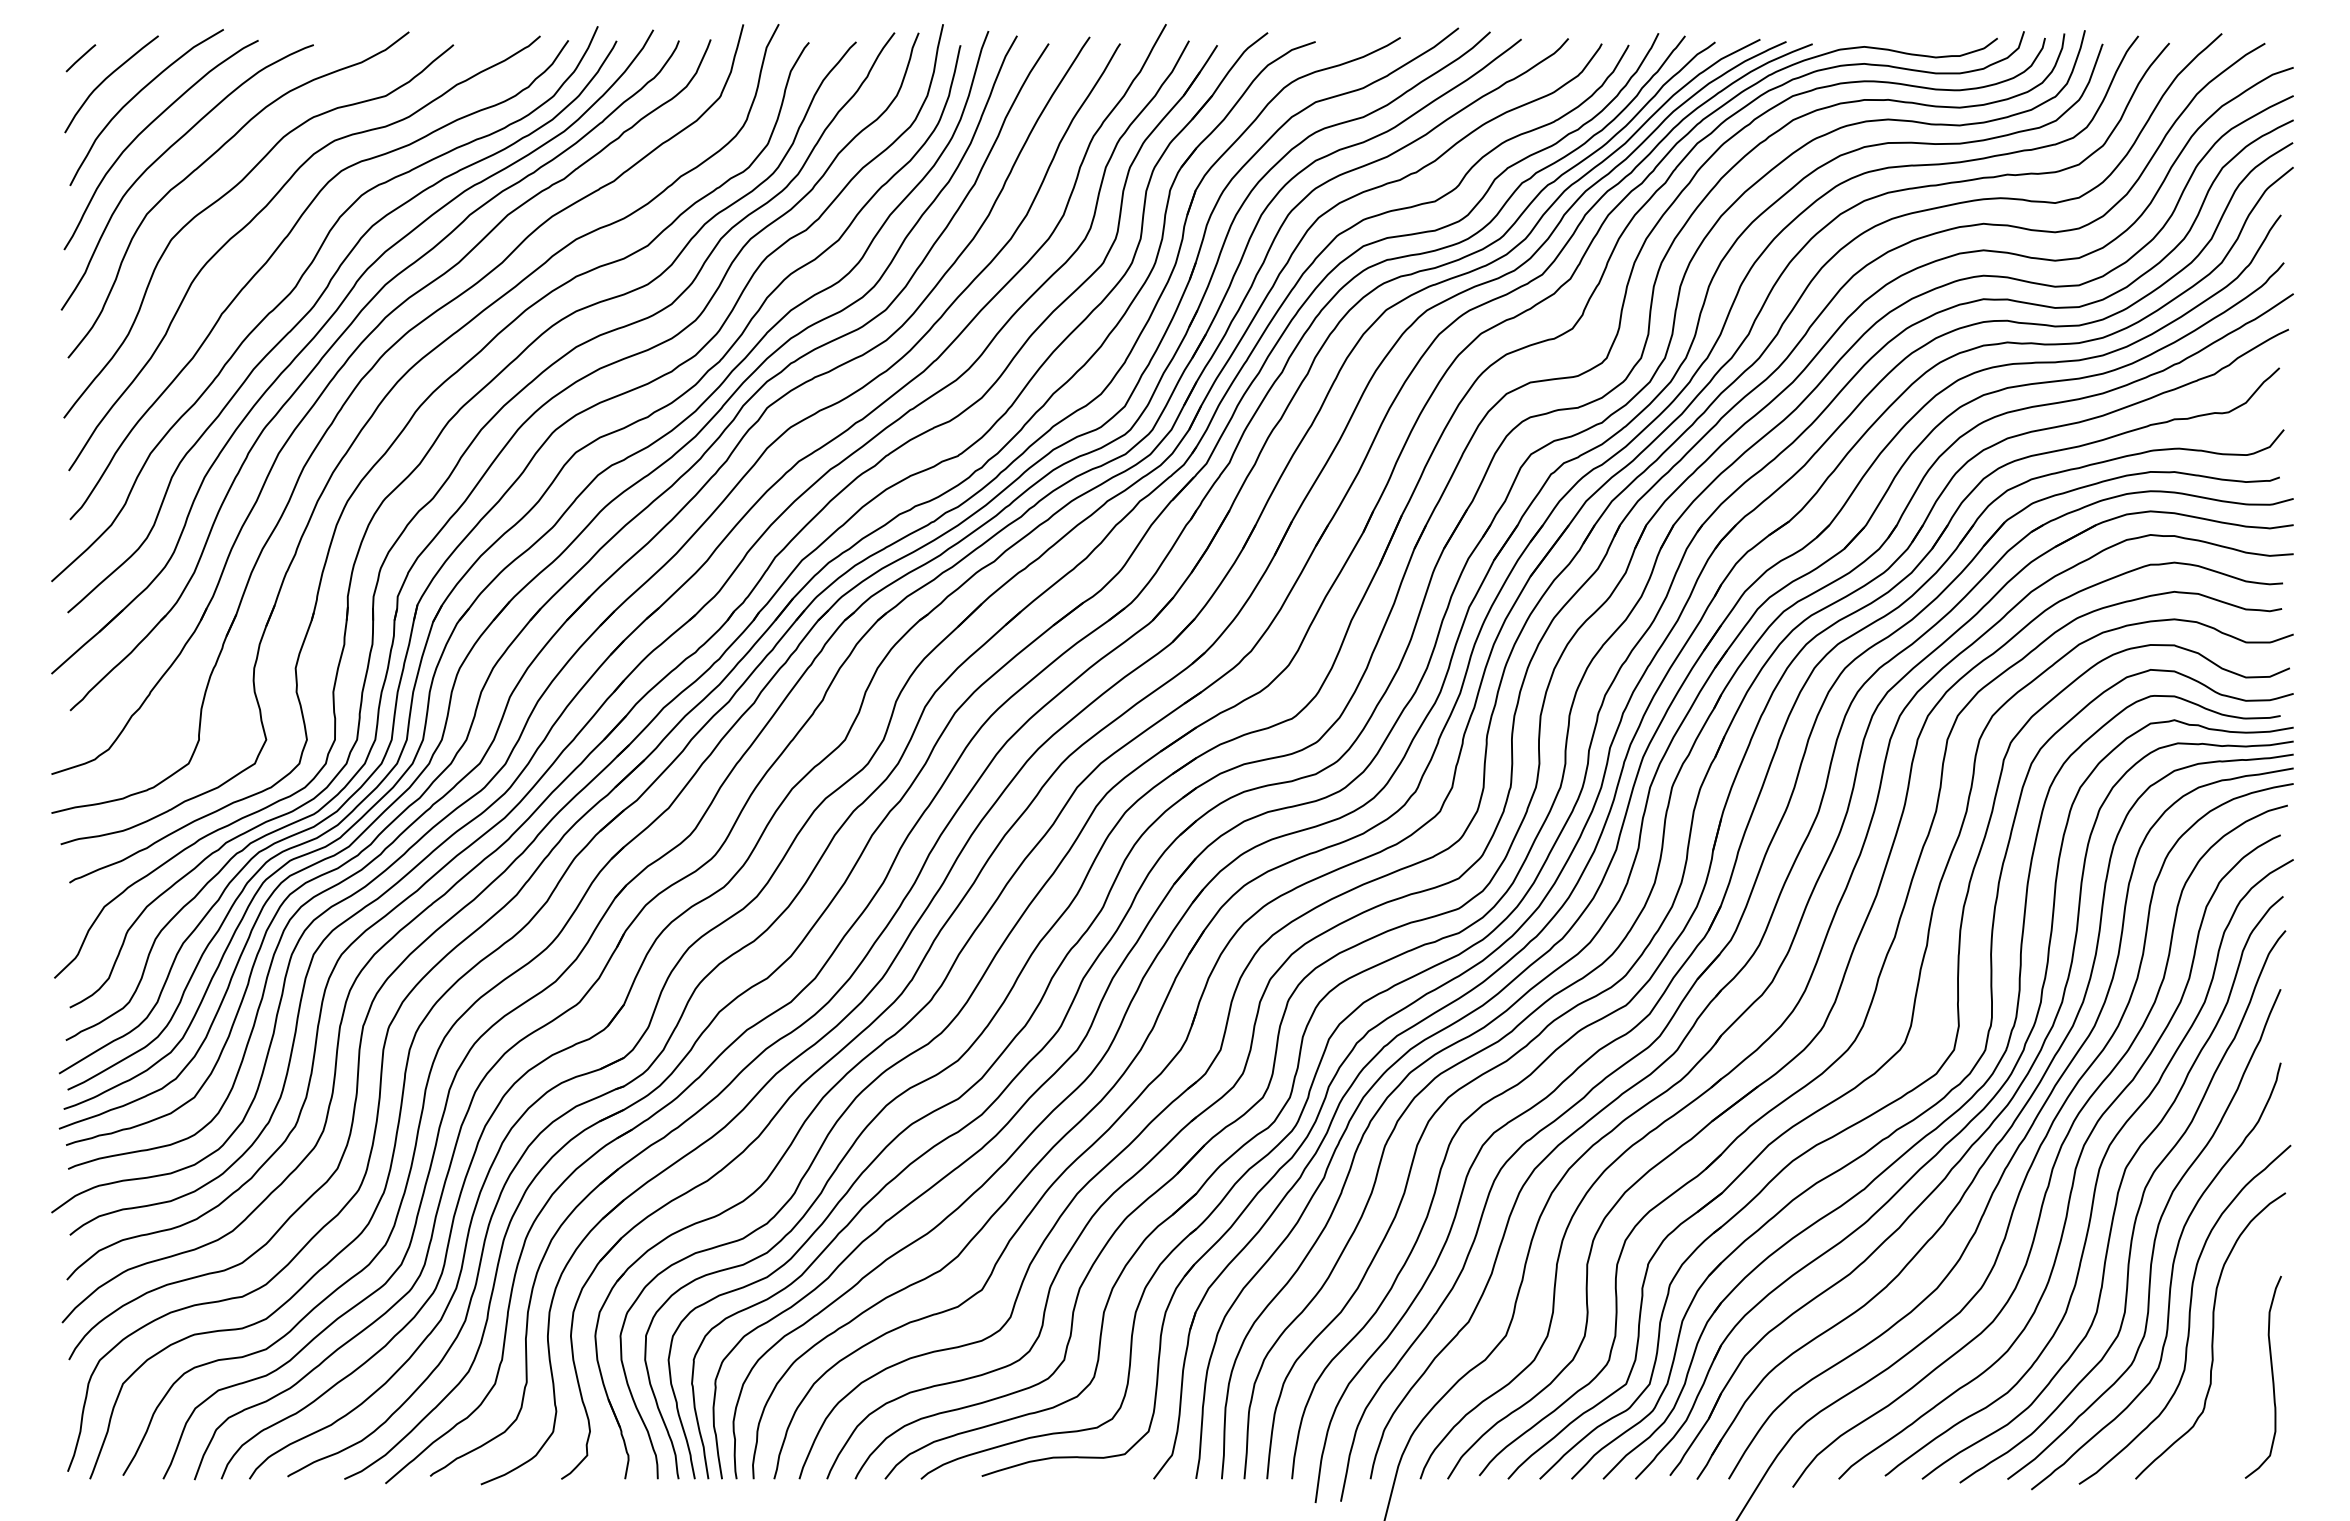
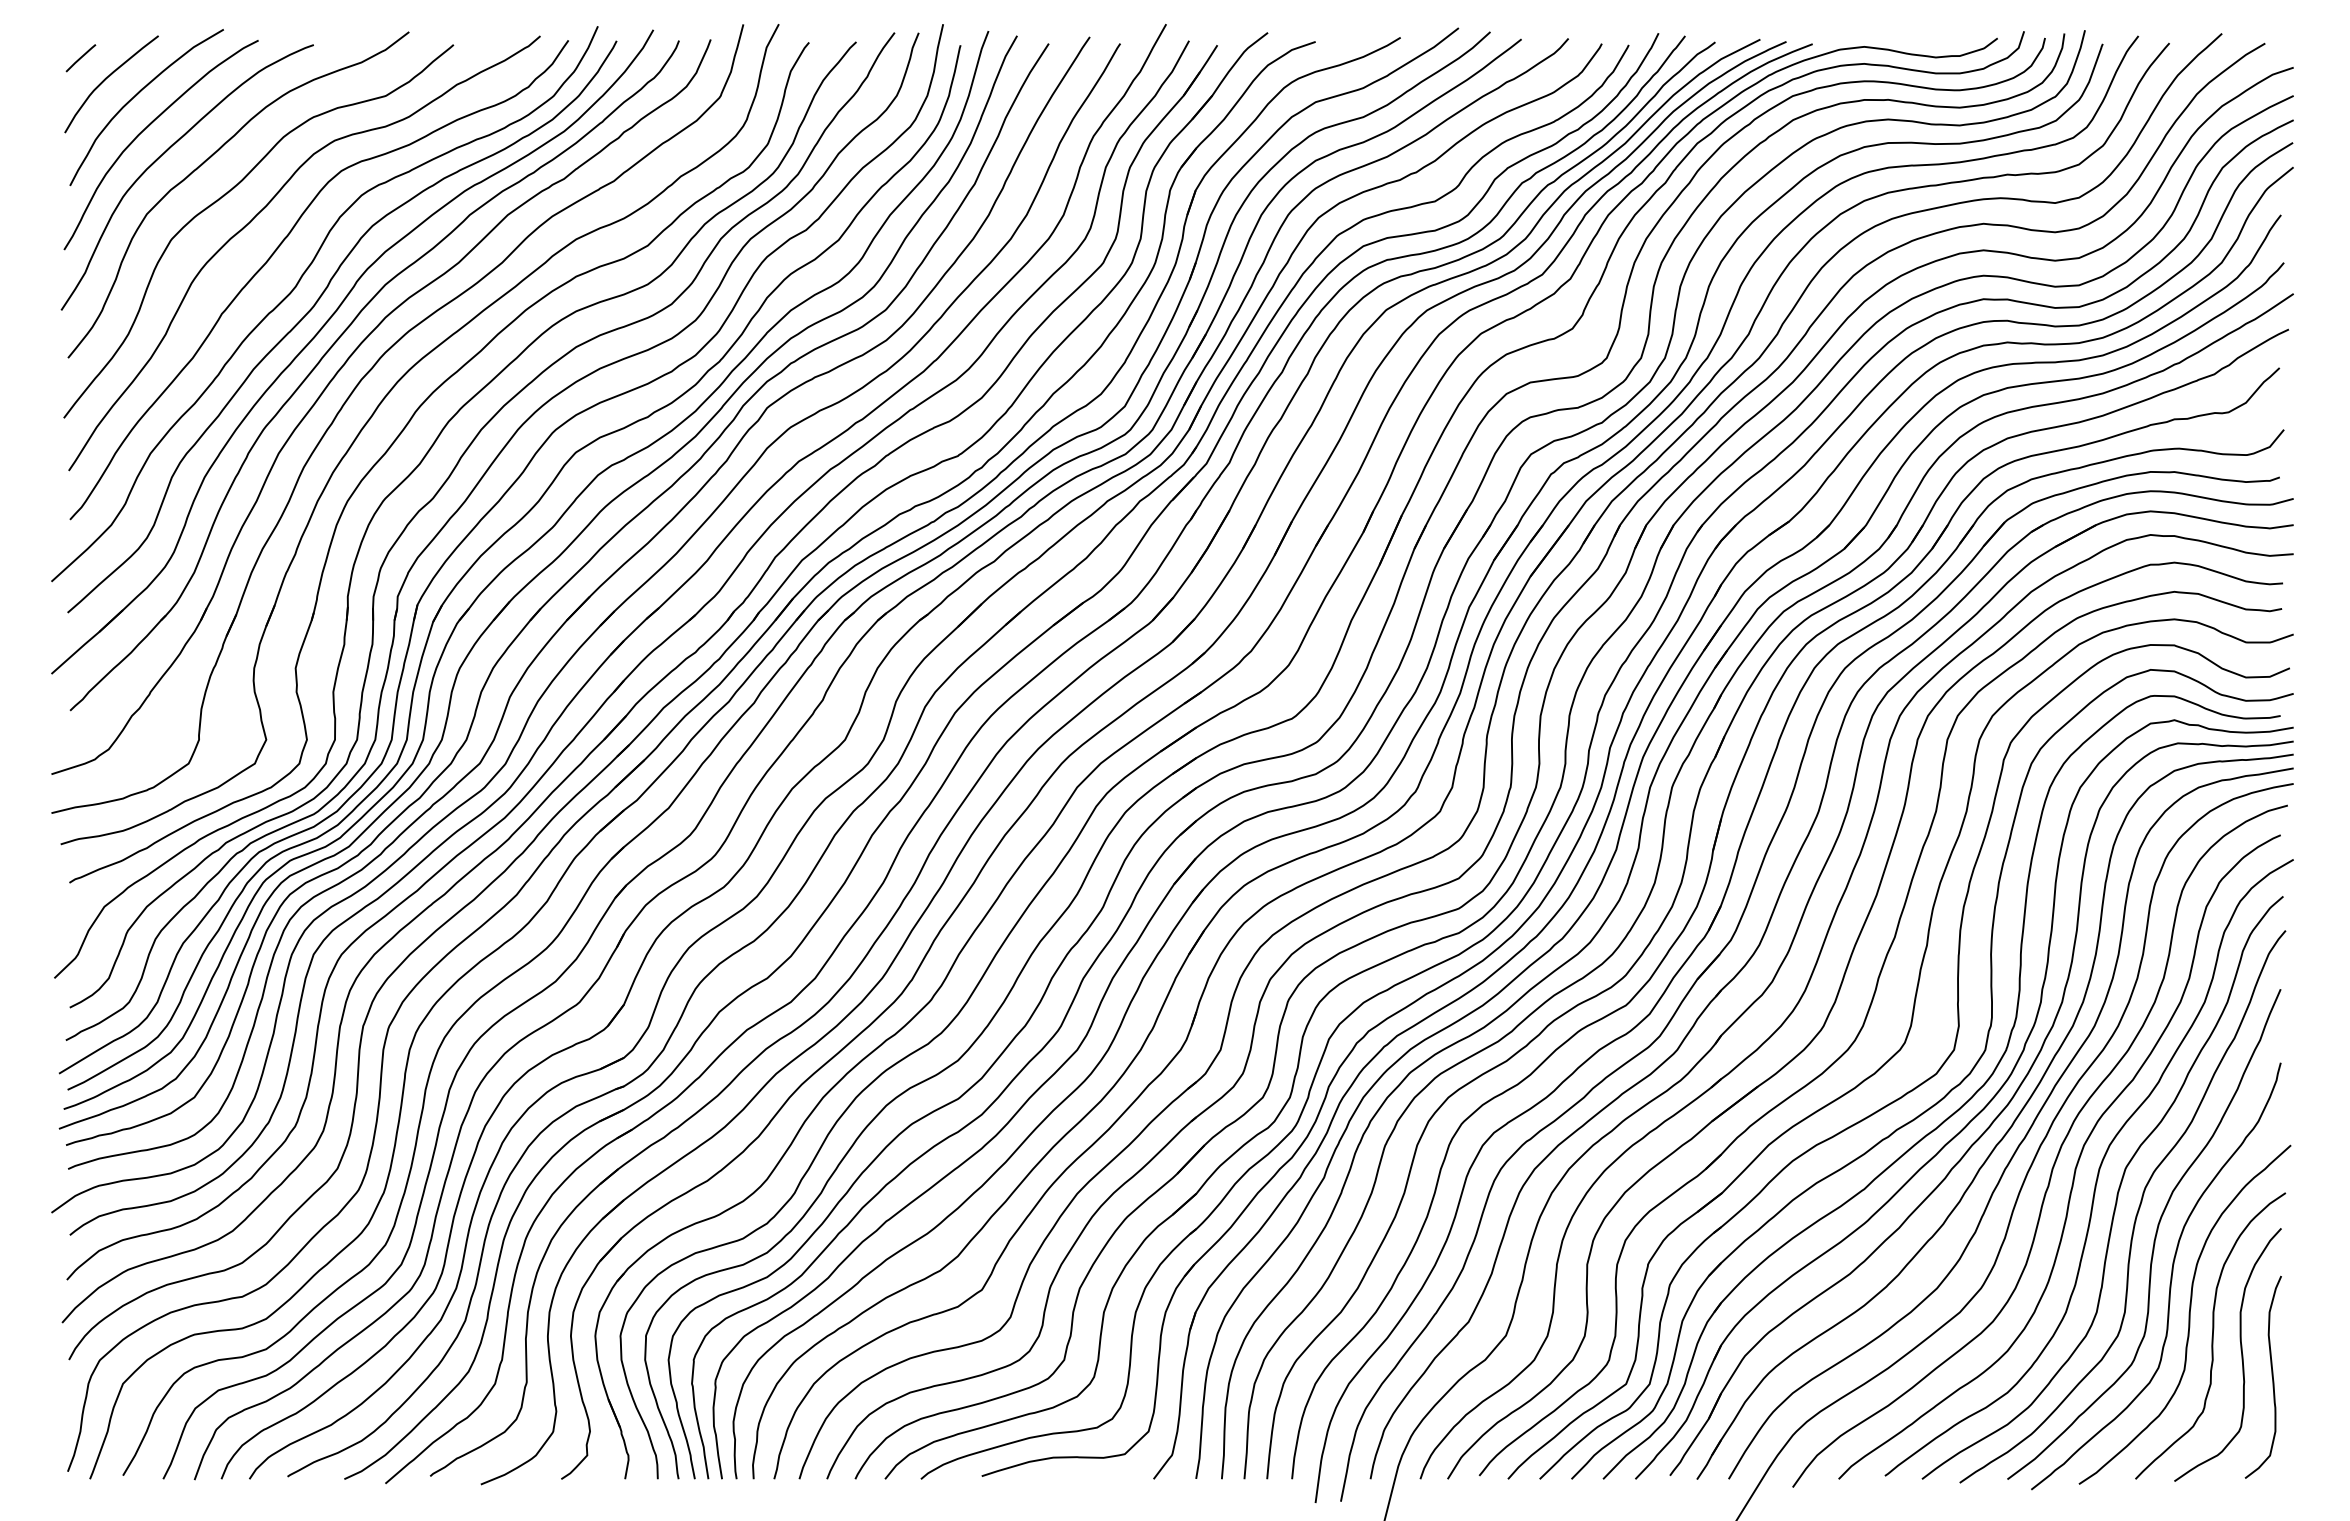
curve: none -> present (2240, 1350)
